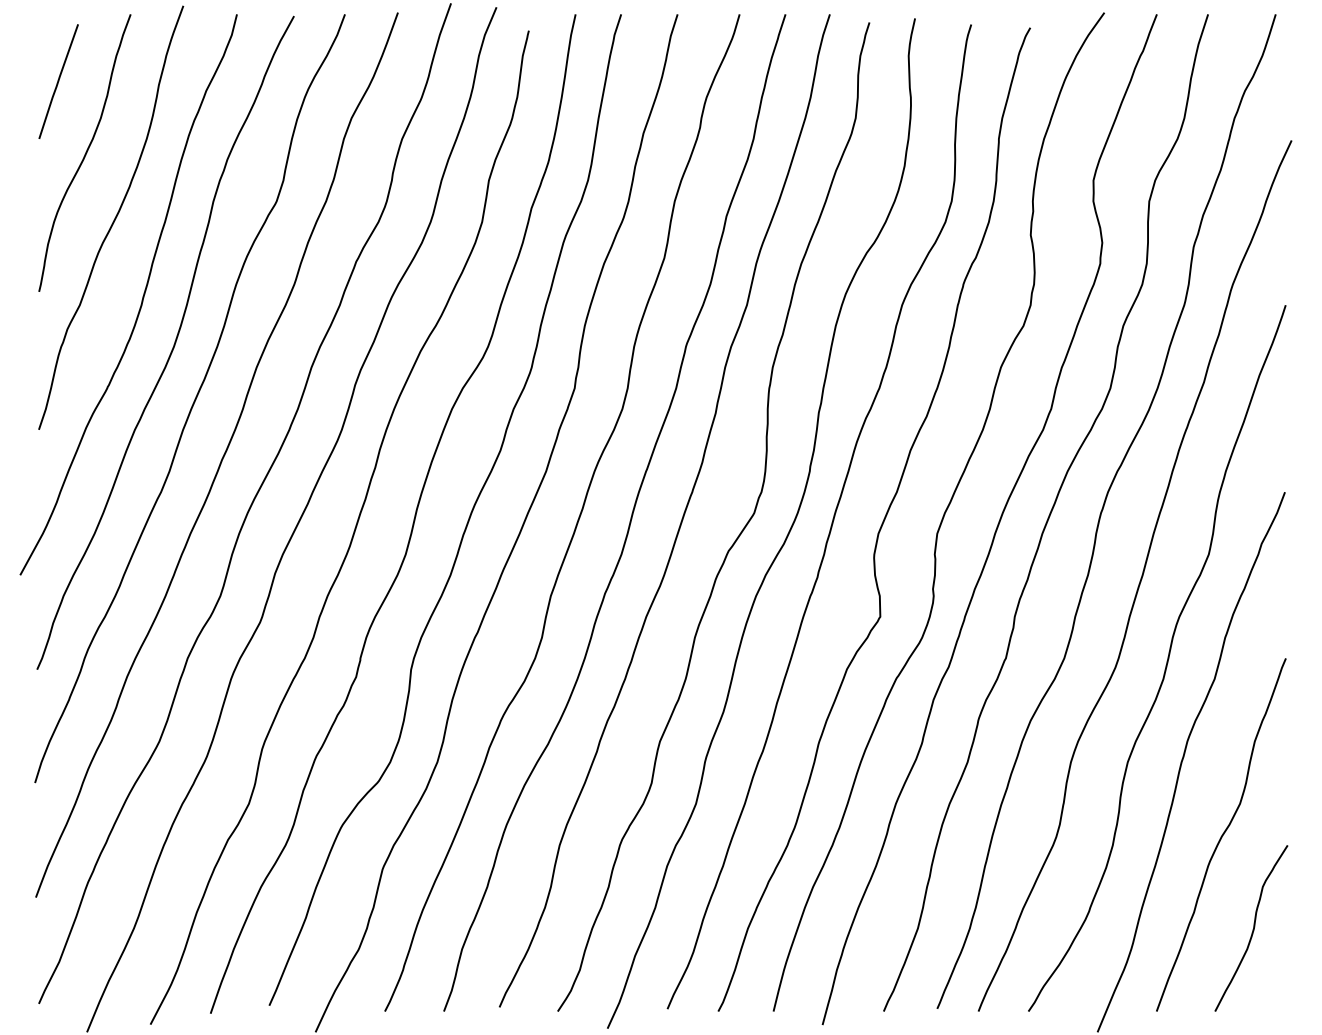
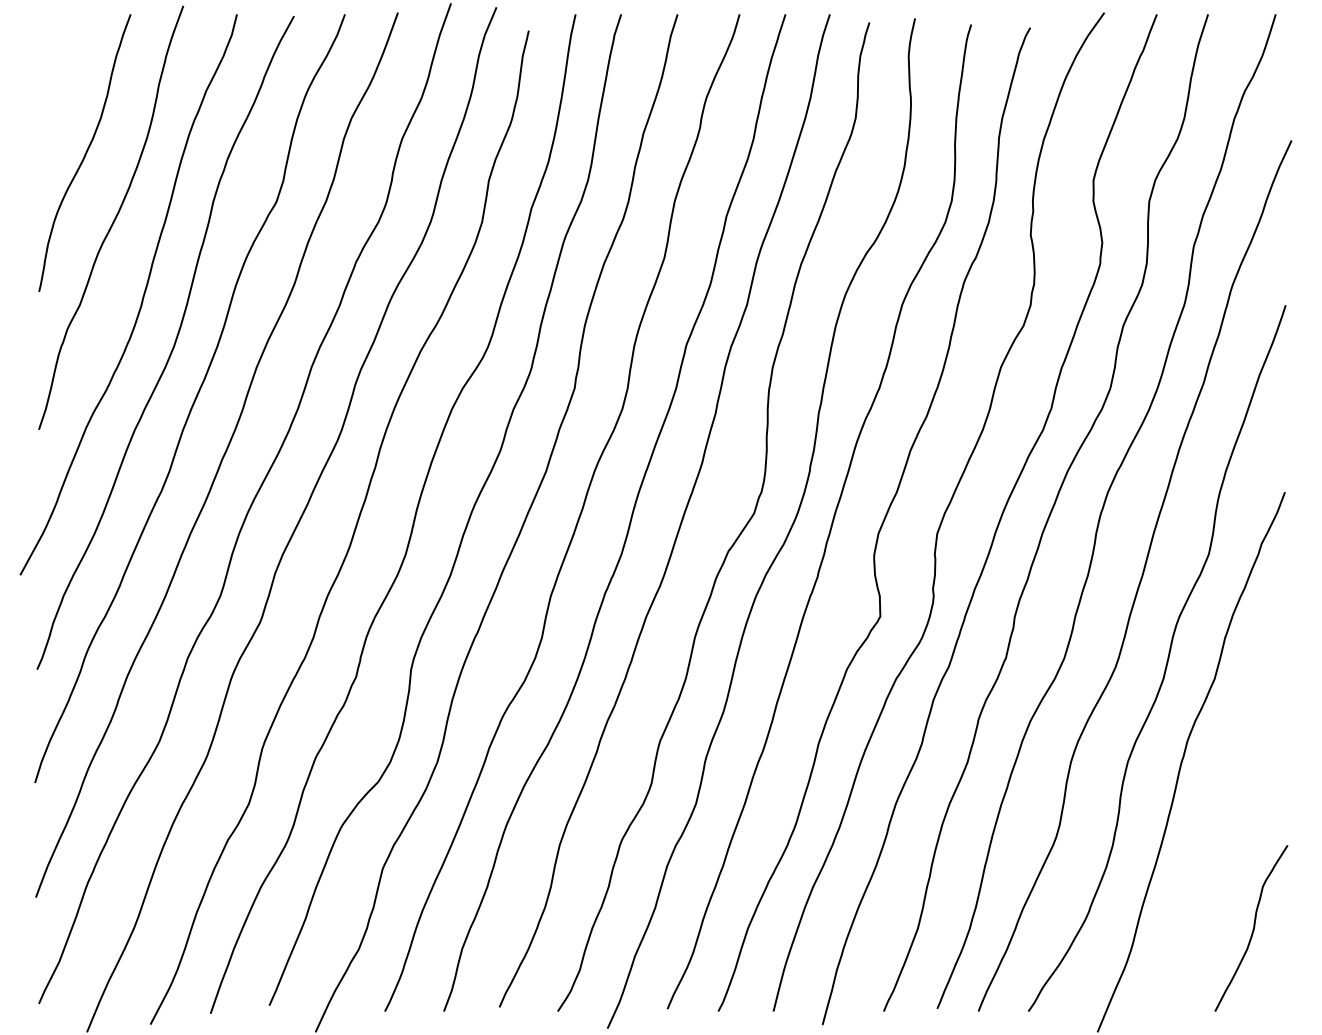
line: present -> none (58, 81)
curve: present -> none (1222, 834)
